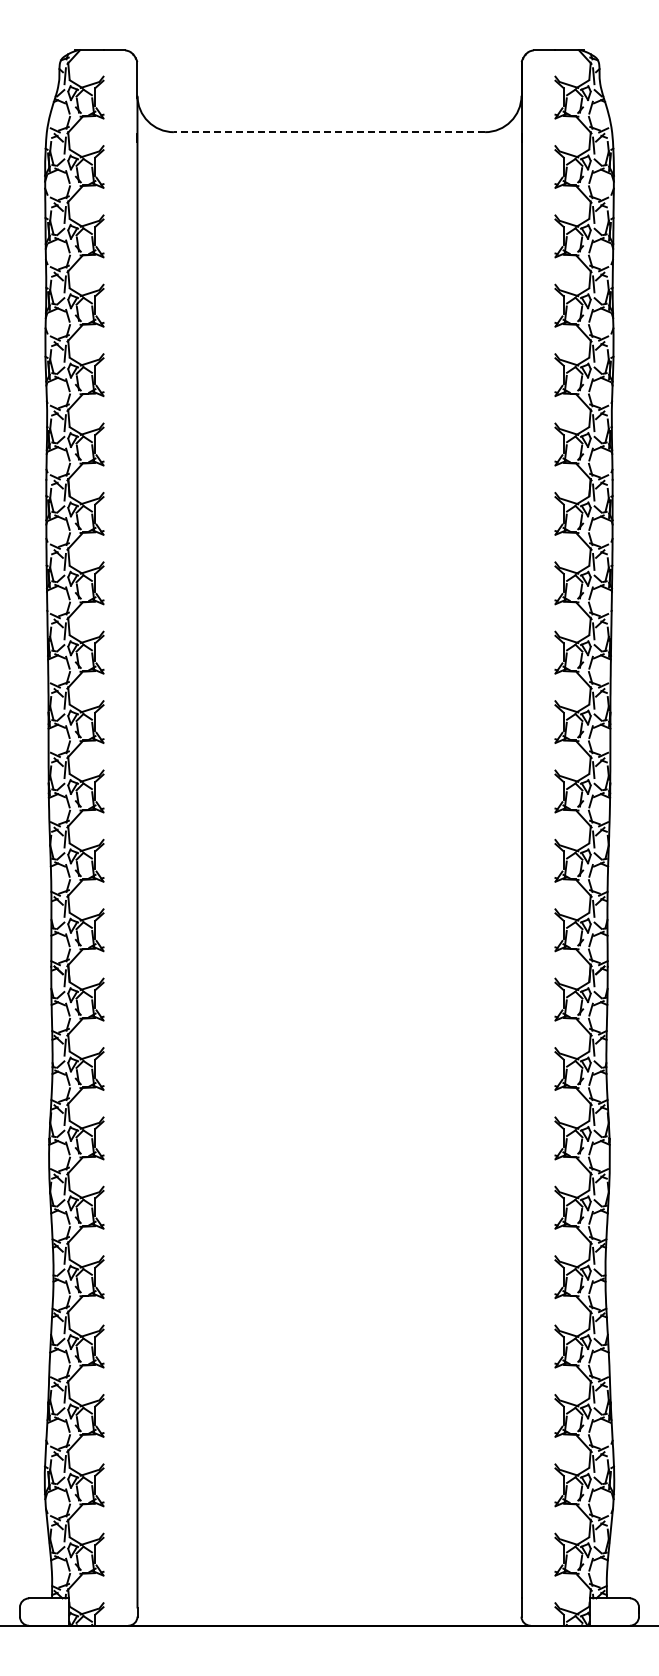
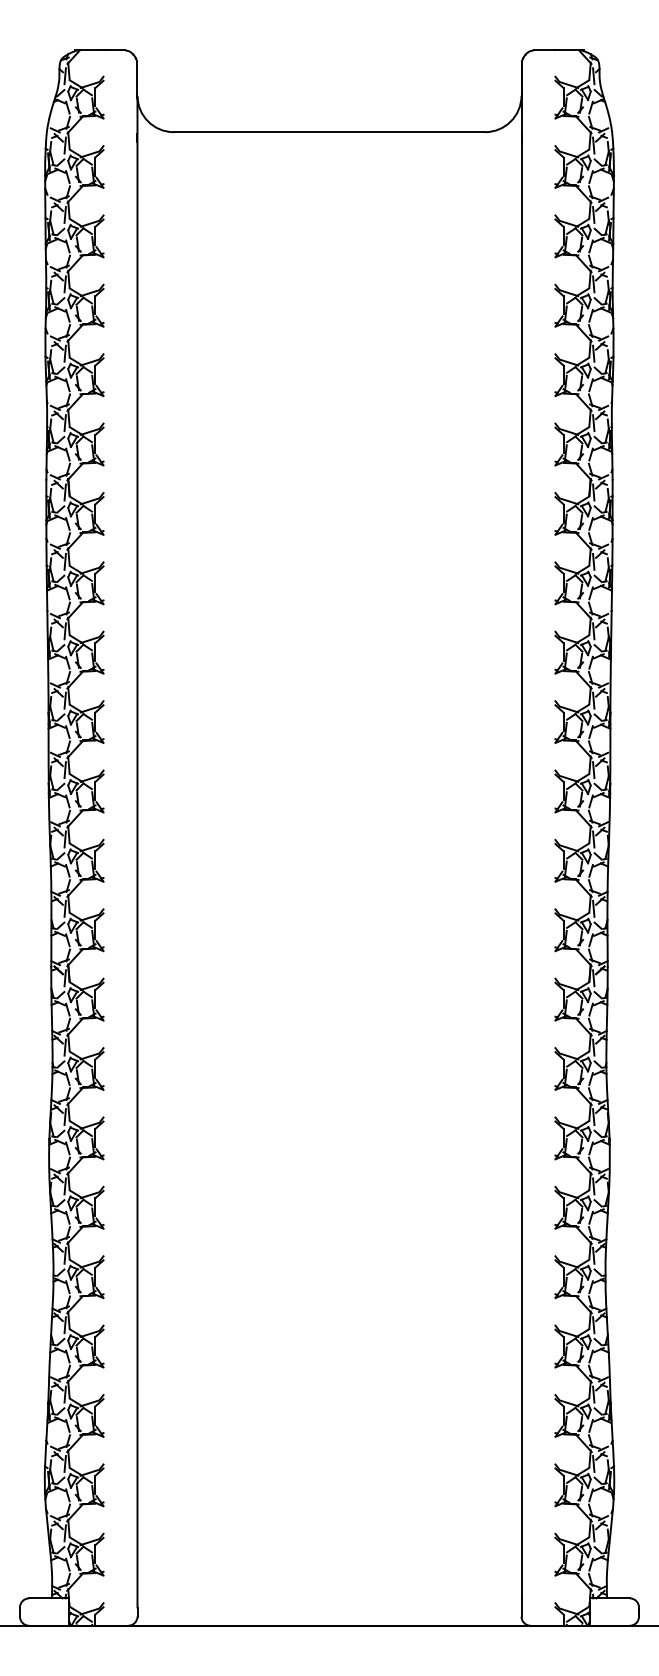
line: dashed -> solid (329, 132)
